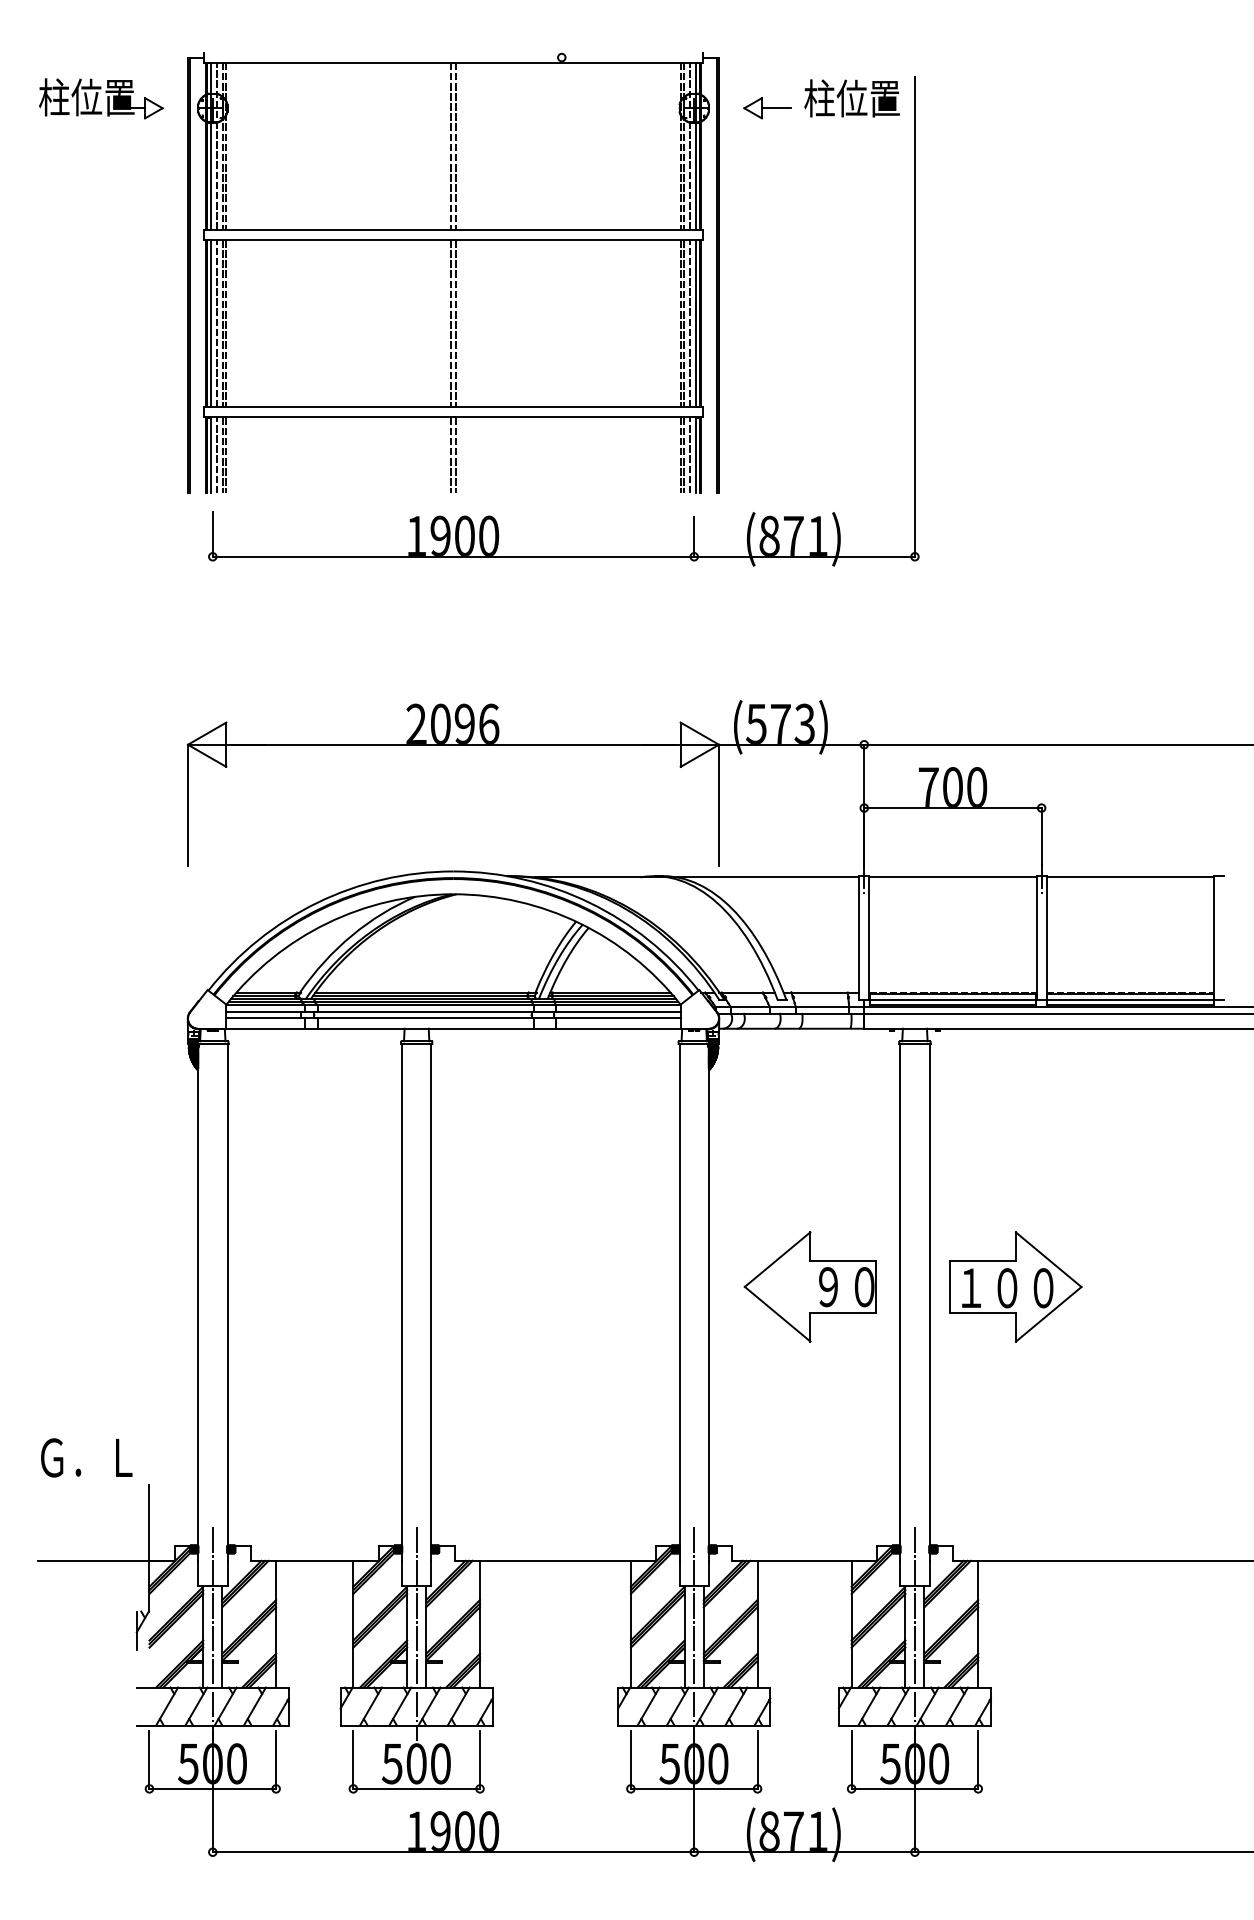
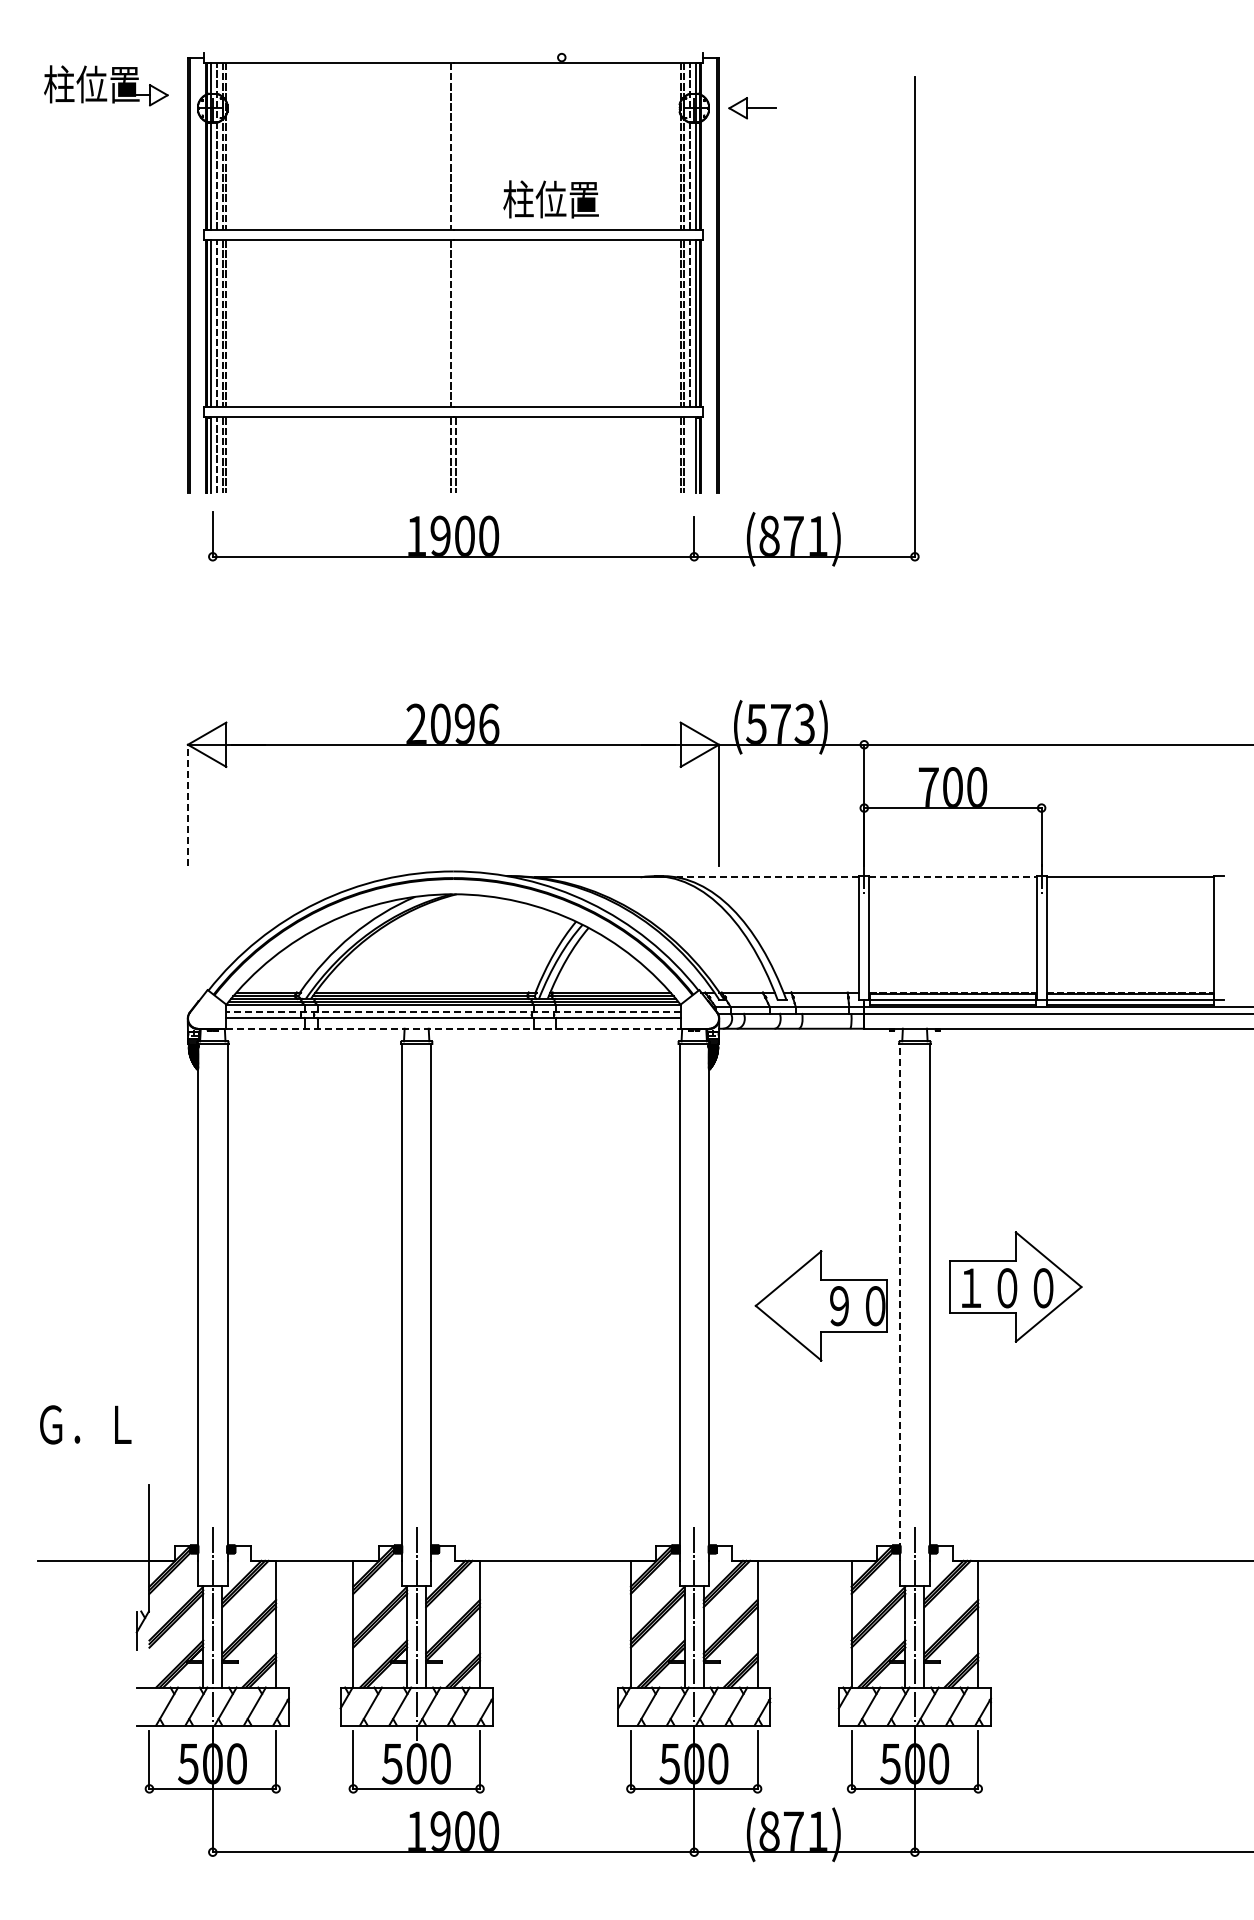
part position: (101, 98) -> (106, 85) (106, 85)
text position: (851, 98) -> (550, 199) (550, 199)
part position: (767, 108) -> (752, 108) (752, 108)
line: present -> none (456, 145)
line: present -> none (456, 323)
line: present -> none (690, 455)
line: solid -> dashed (187, 805)
line: solid -> dashed (768, 877)
line: solid -> dashed (952, 877)
line: solid -> dashed (453, 1011)
line: solid -> dashed (454, 1028)
part position: (809, 1286) -> (820, 1305) (820, 1305)
line: solid -> dashed (900, 1301)
text position: (86, 1457) -> (85, 1424) (85, 1424)
